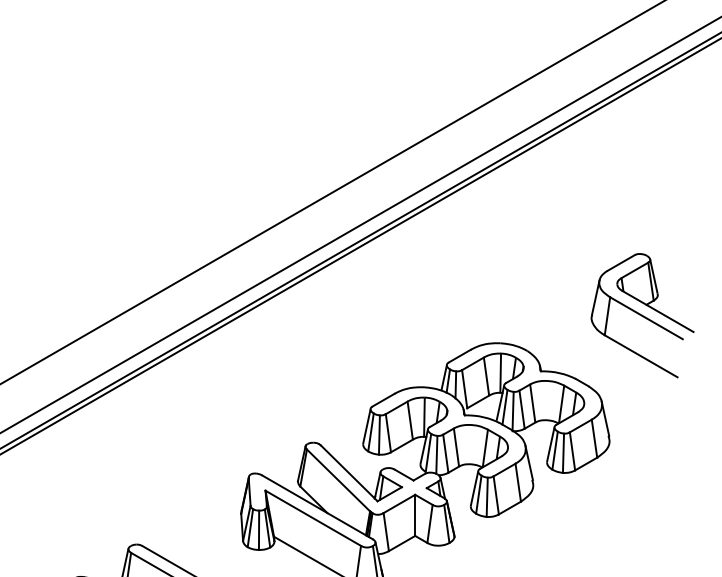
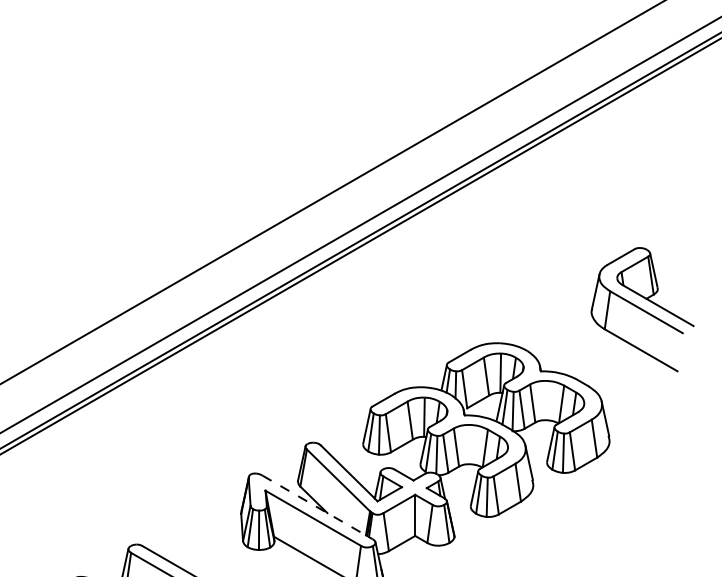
part position: (642, 315) -> (642, 309) (642, 309)
line: solid -> dashed (317, 507)
